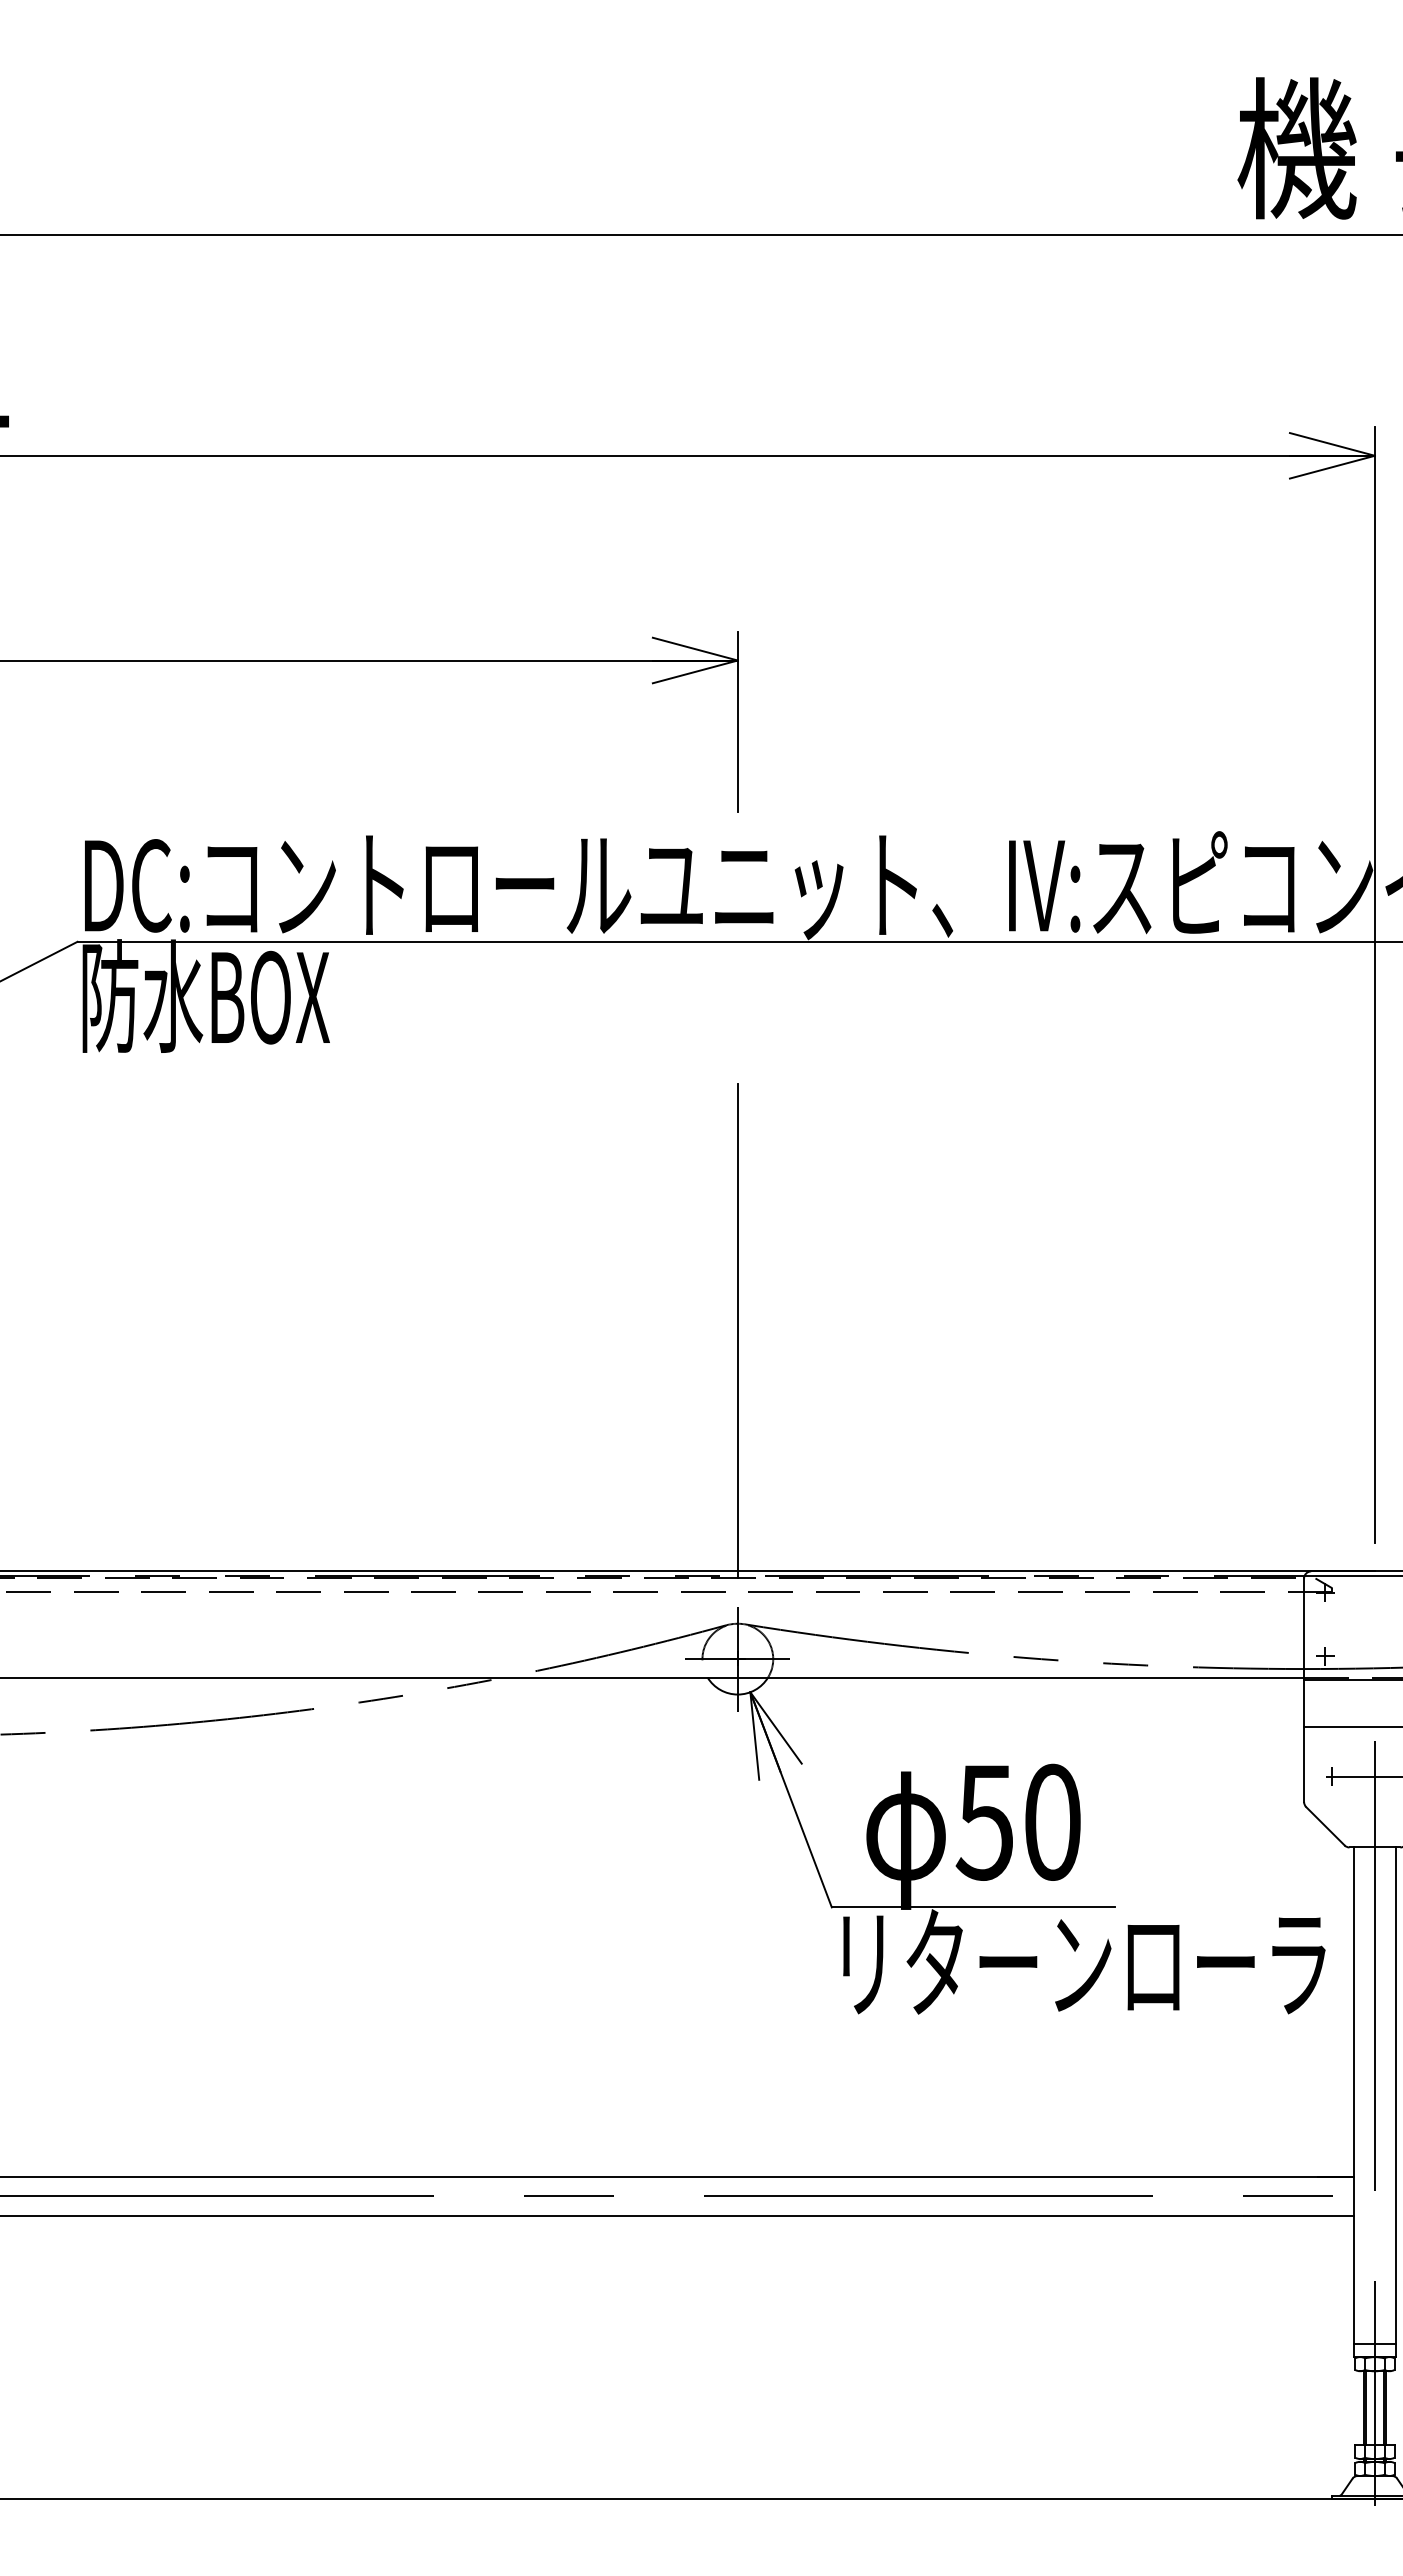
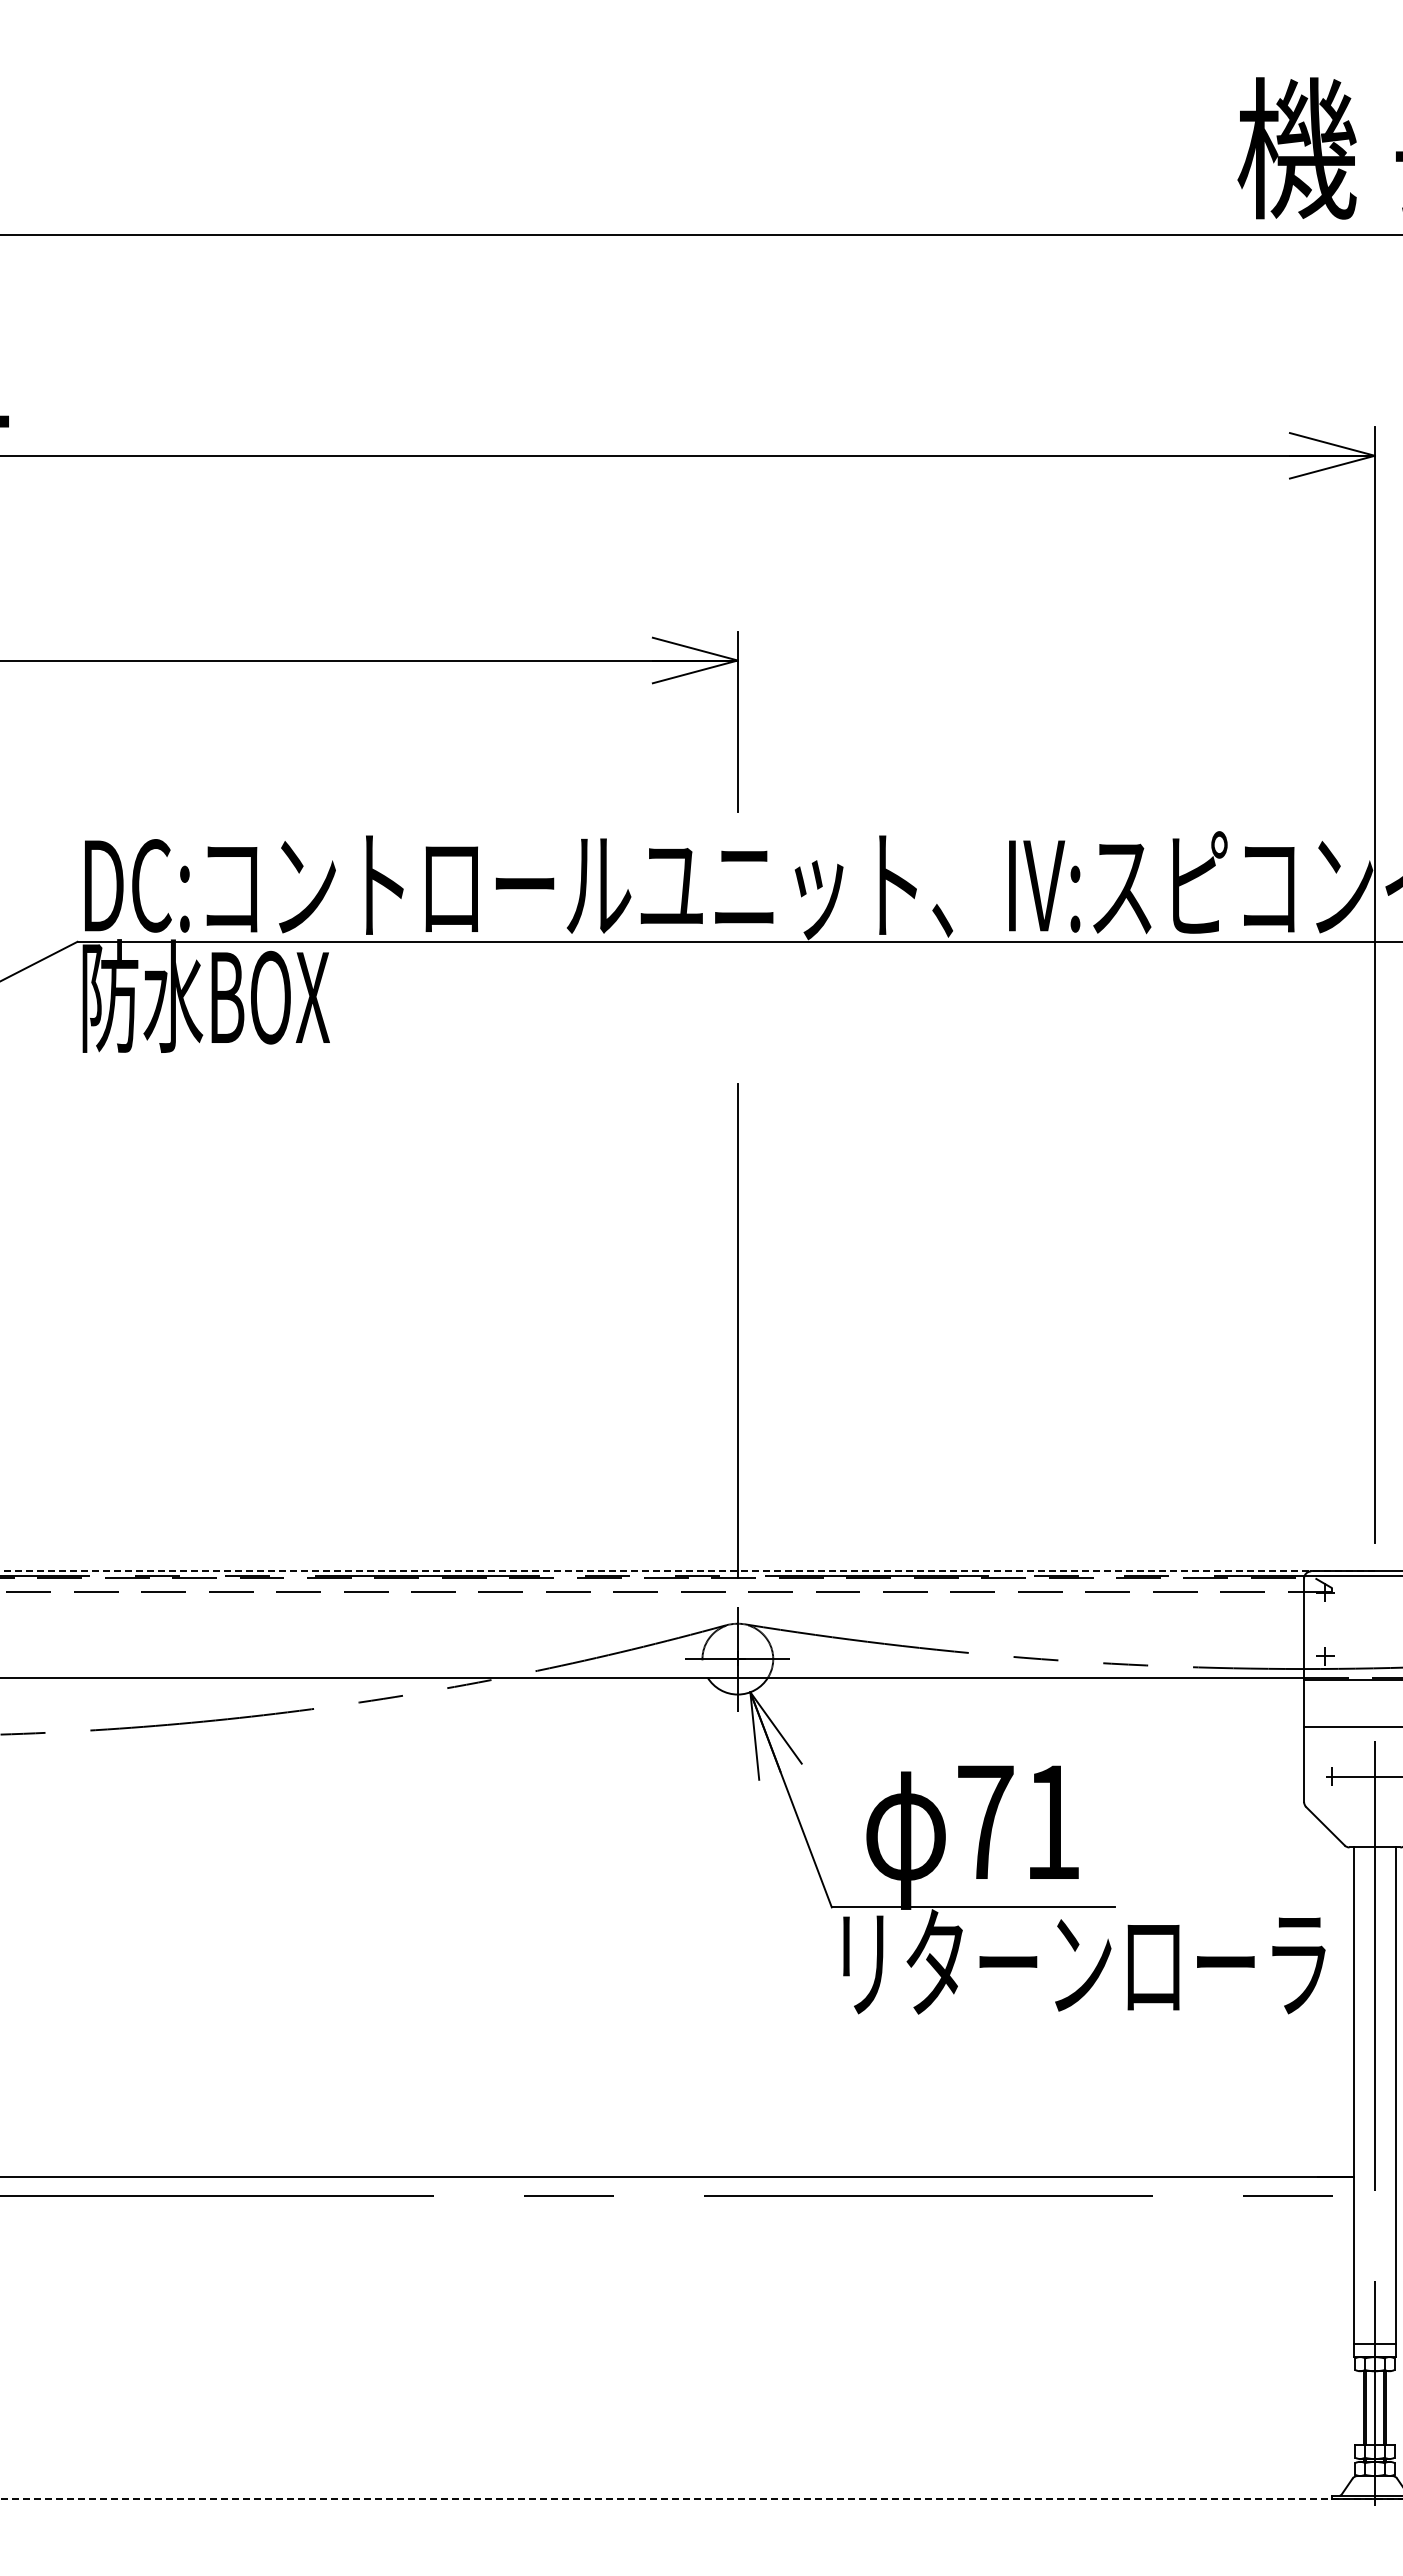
line: solid -> dashed (687, 1571)
text: 50 -> 71 (1017, 1821)
line: present -> none (677, 2215)
line: solid -> dashed (701, 2498)
